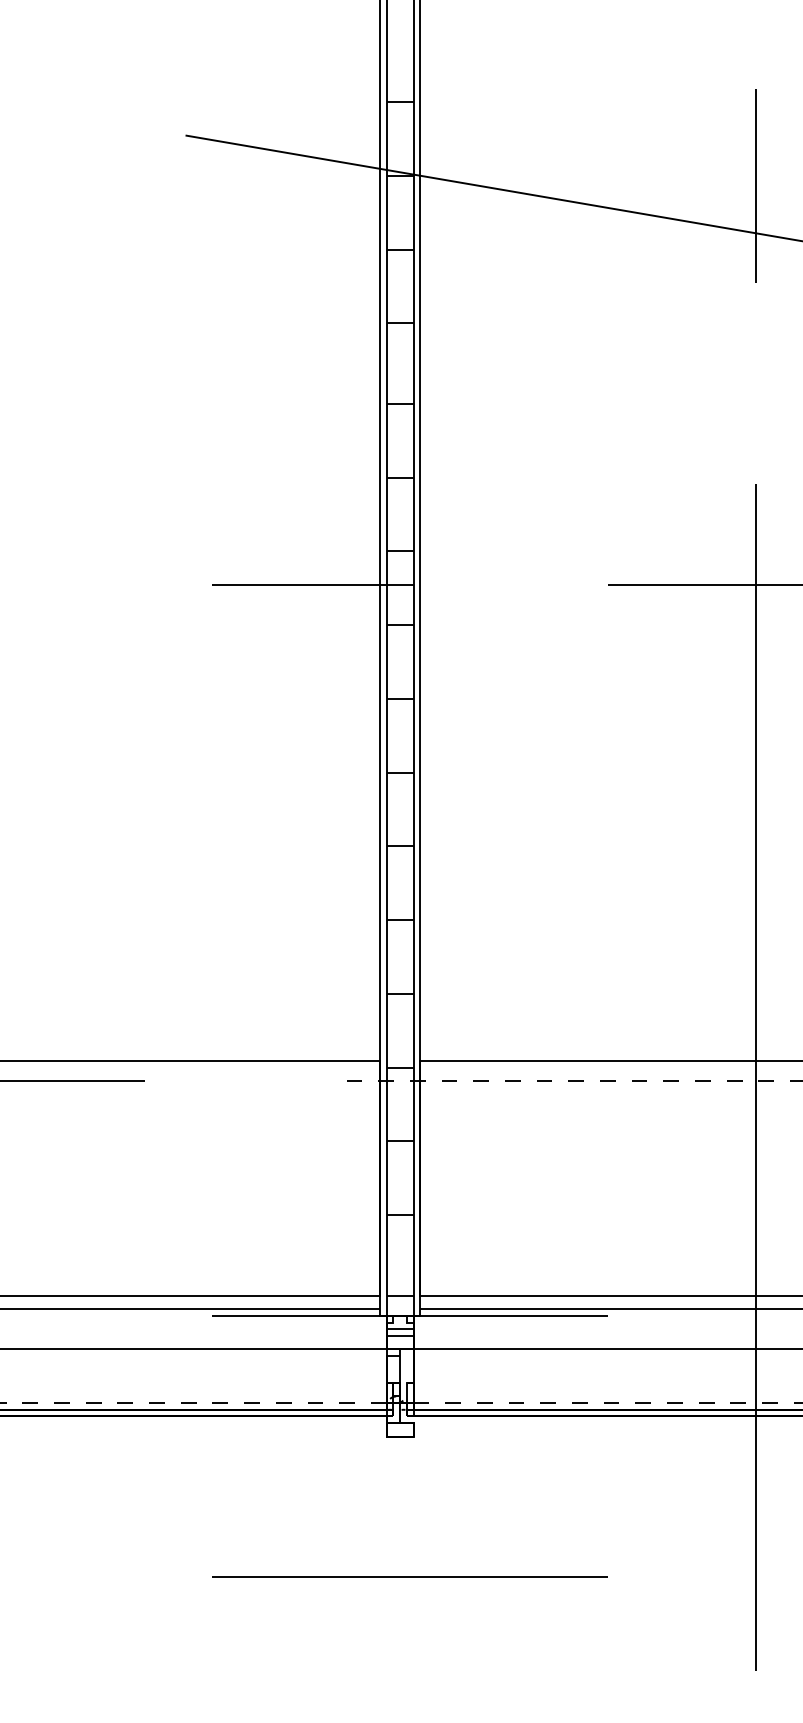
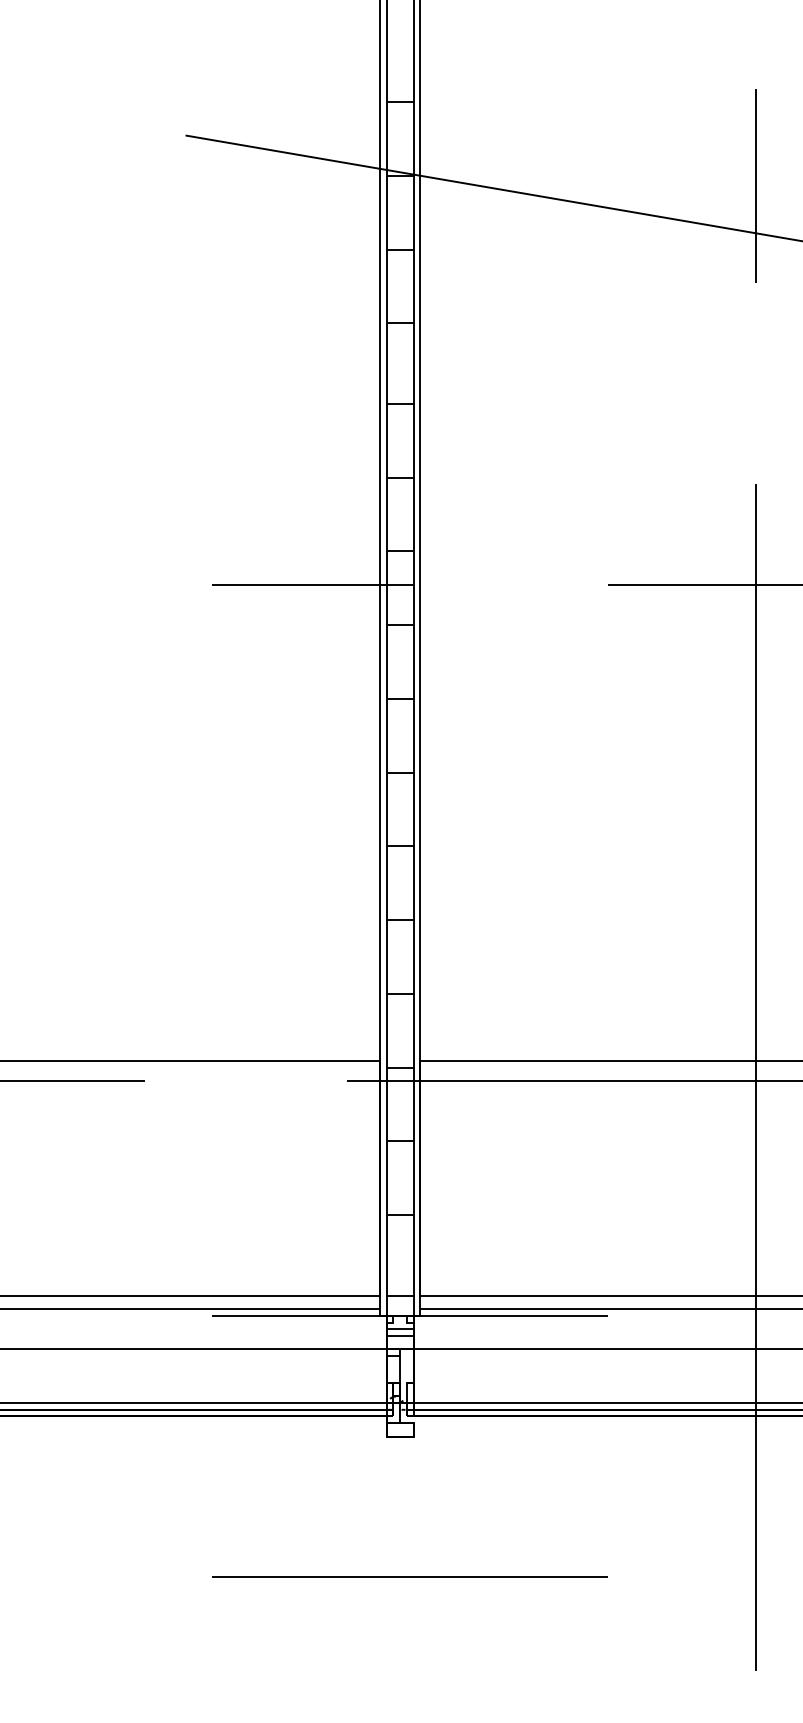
line: dashed -> solid (574, 1081)
line: dashed -> solid (192, 1402)
line: dashed -> solid (608, 1402)
